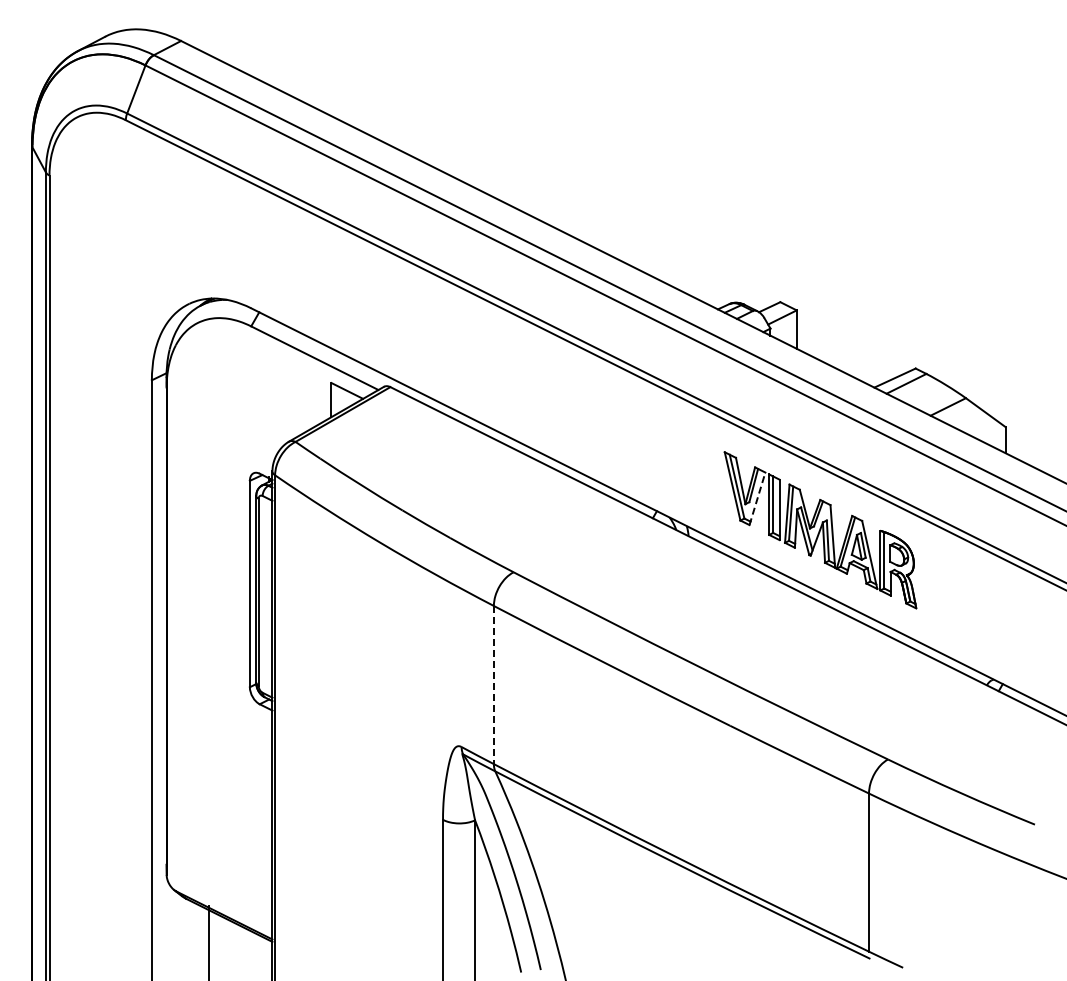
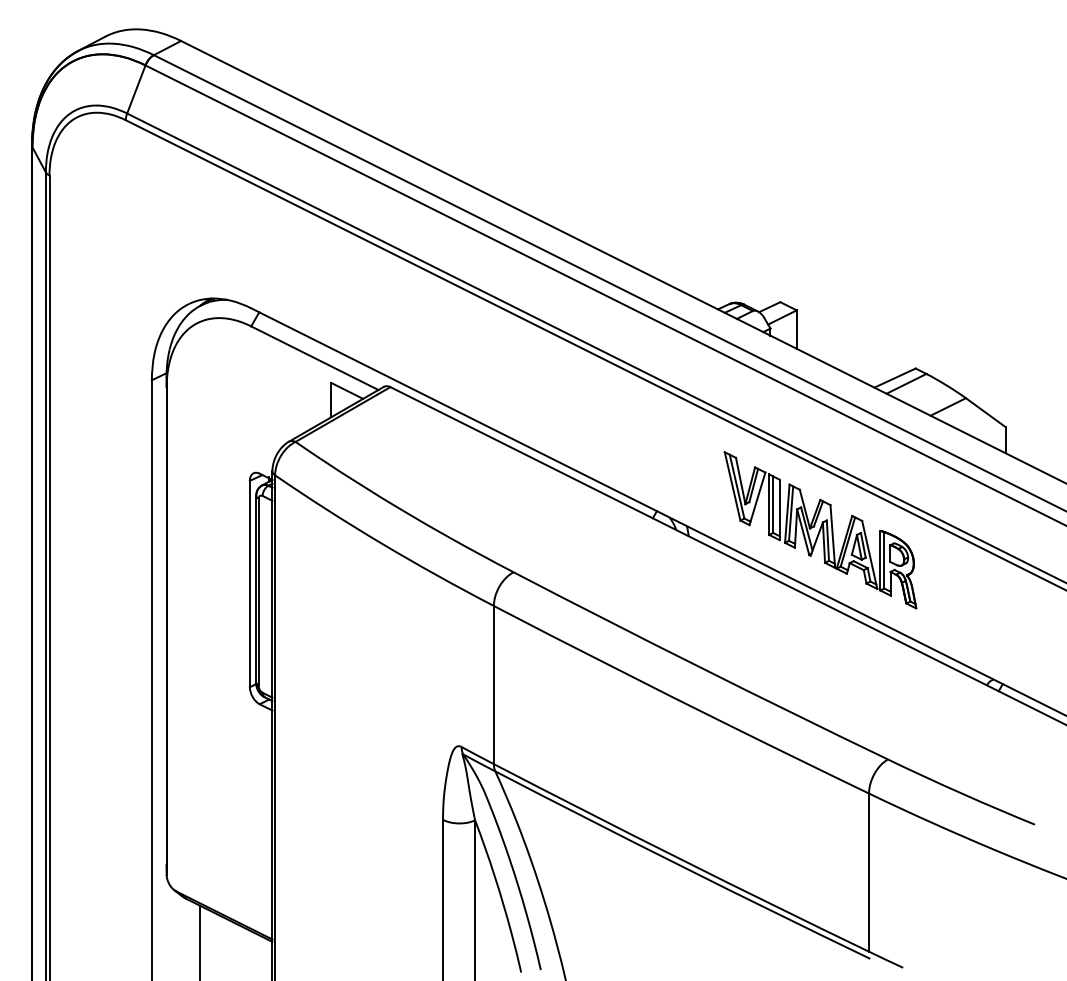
line: dashed -> solid (757, 498)
line: dashed -> solid (493, 685)
line position: (208, 941) -> (199, 941) (199, 941)
